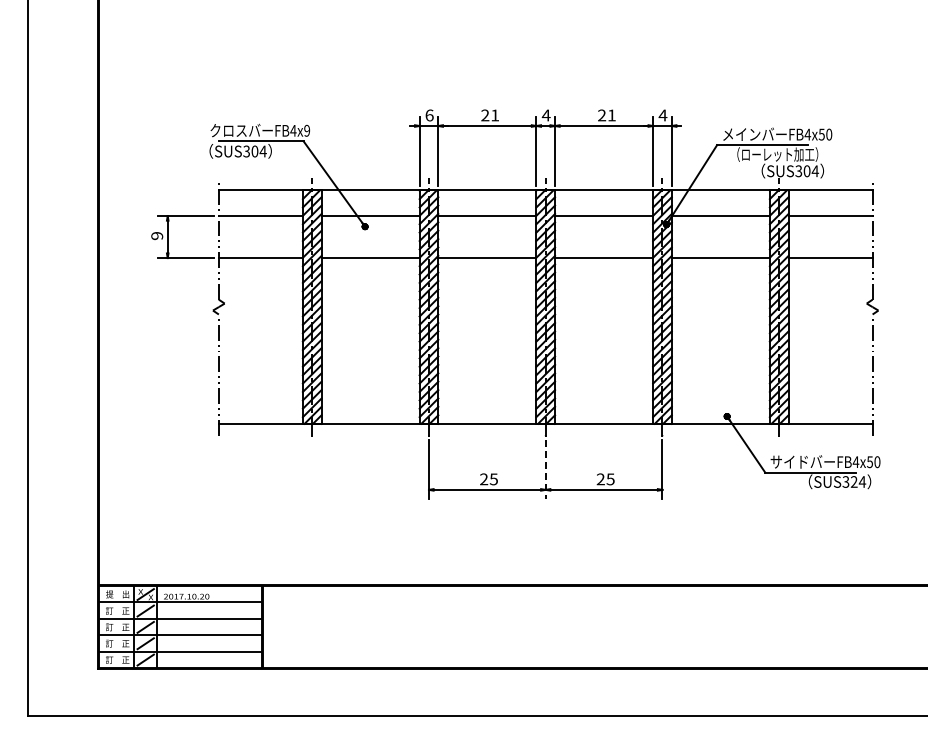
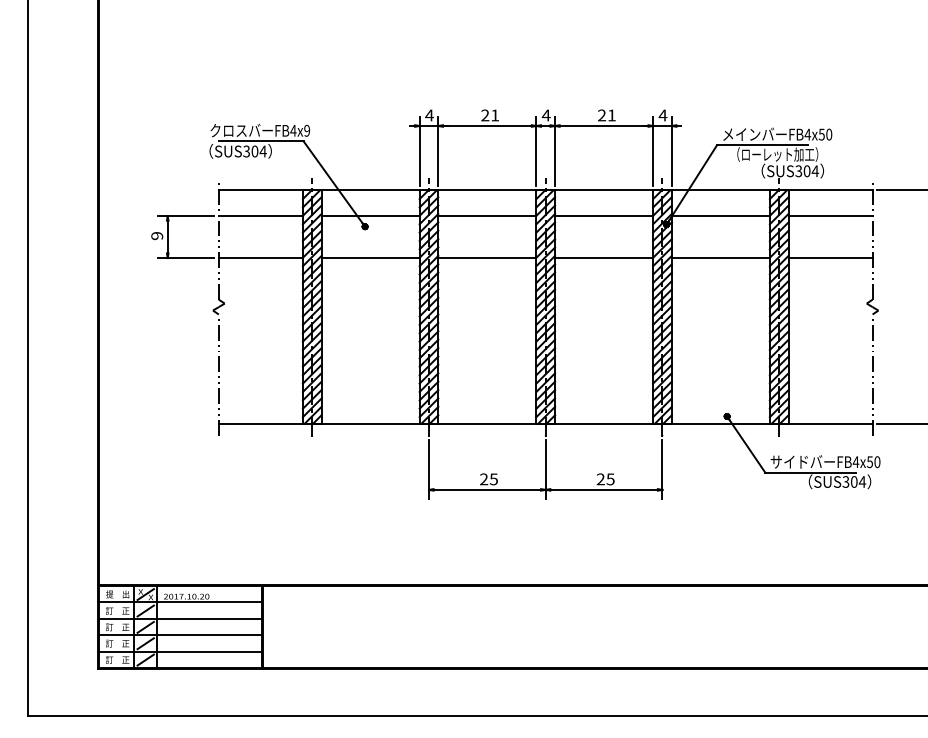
text: 6 -> 4 (429, 115)
line: none -> present (900, 190)
line: none -> present (900, 423)
line: dashed -> solid (545, 470)
text: SUS324 -> SUS304 (853, 481)
